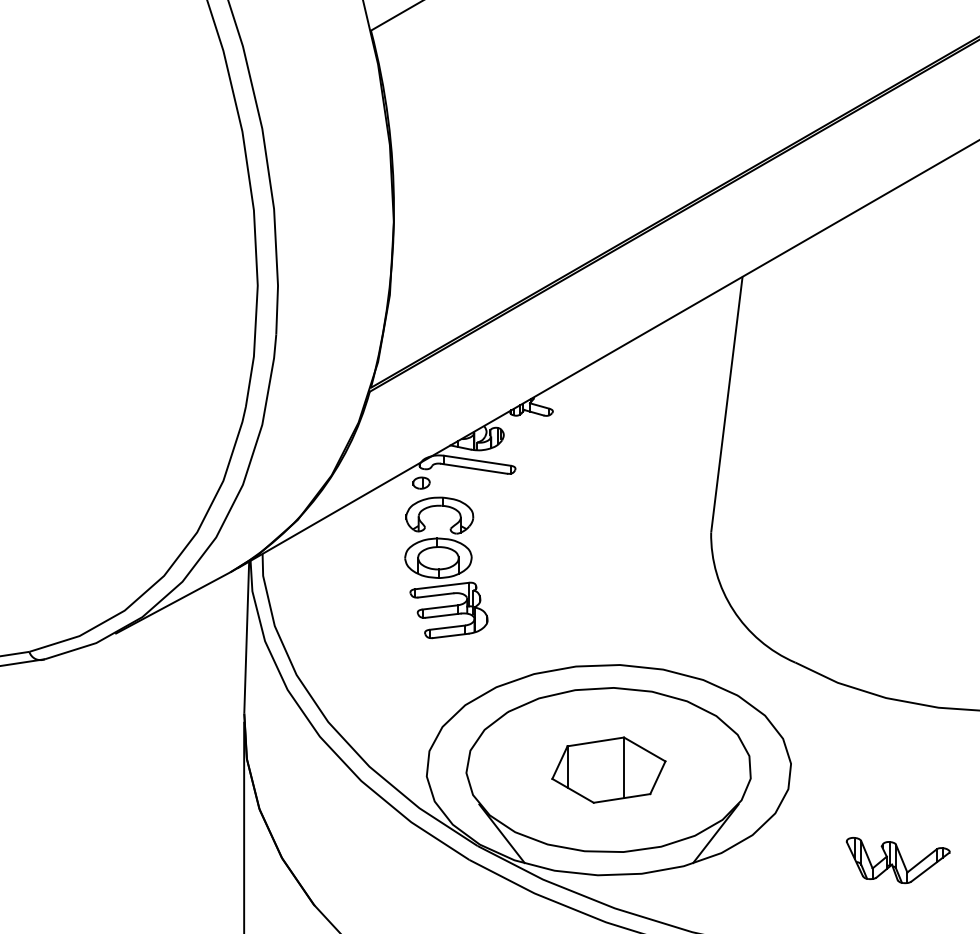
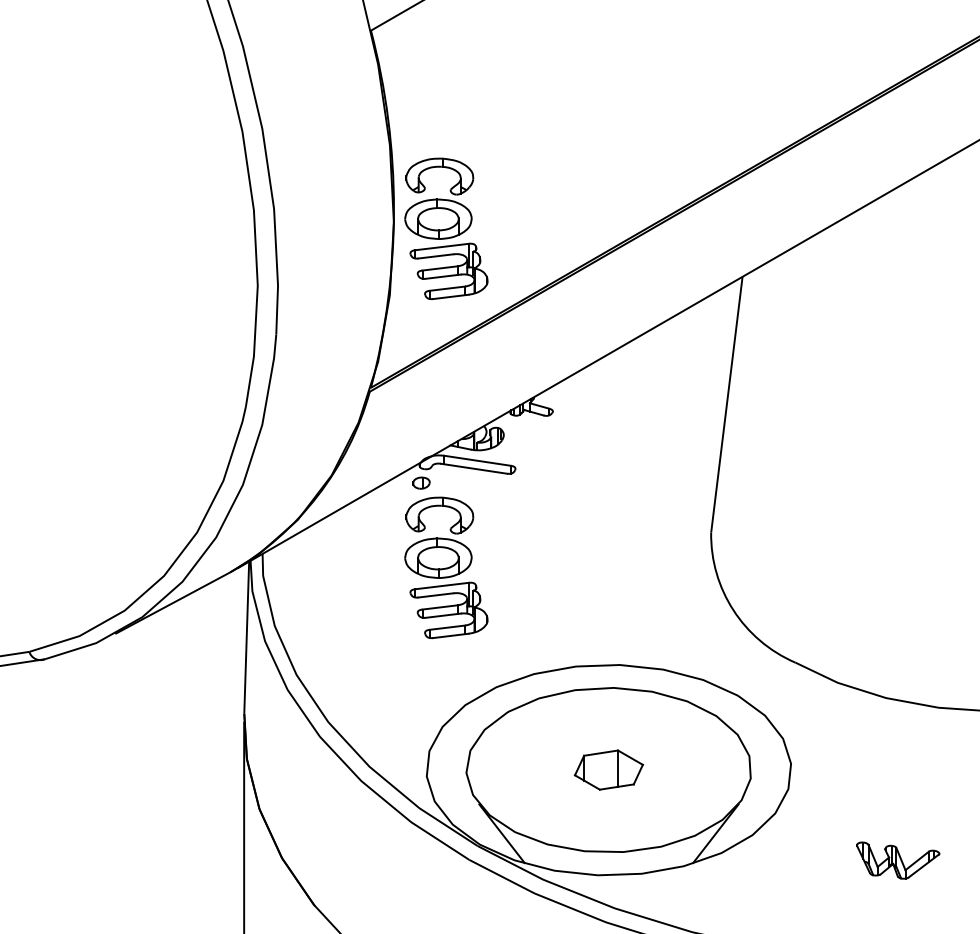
part: none -> present (446, 228)
part size: 116x68 px -> 71x42 px (608, 769)
part size: 106x48 px -> 85x39 px (898, 860)
